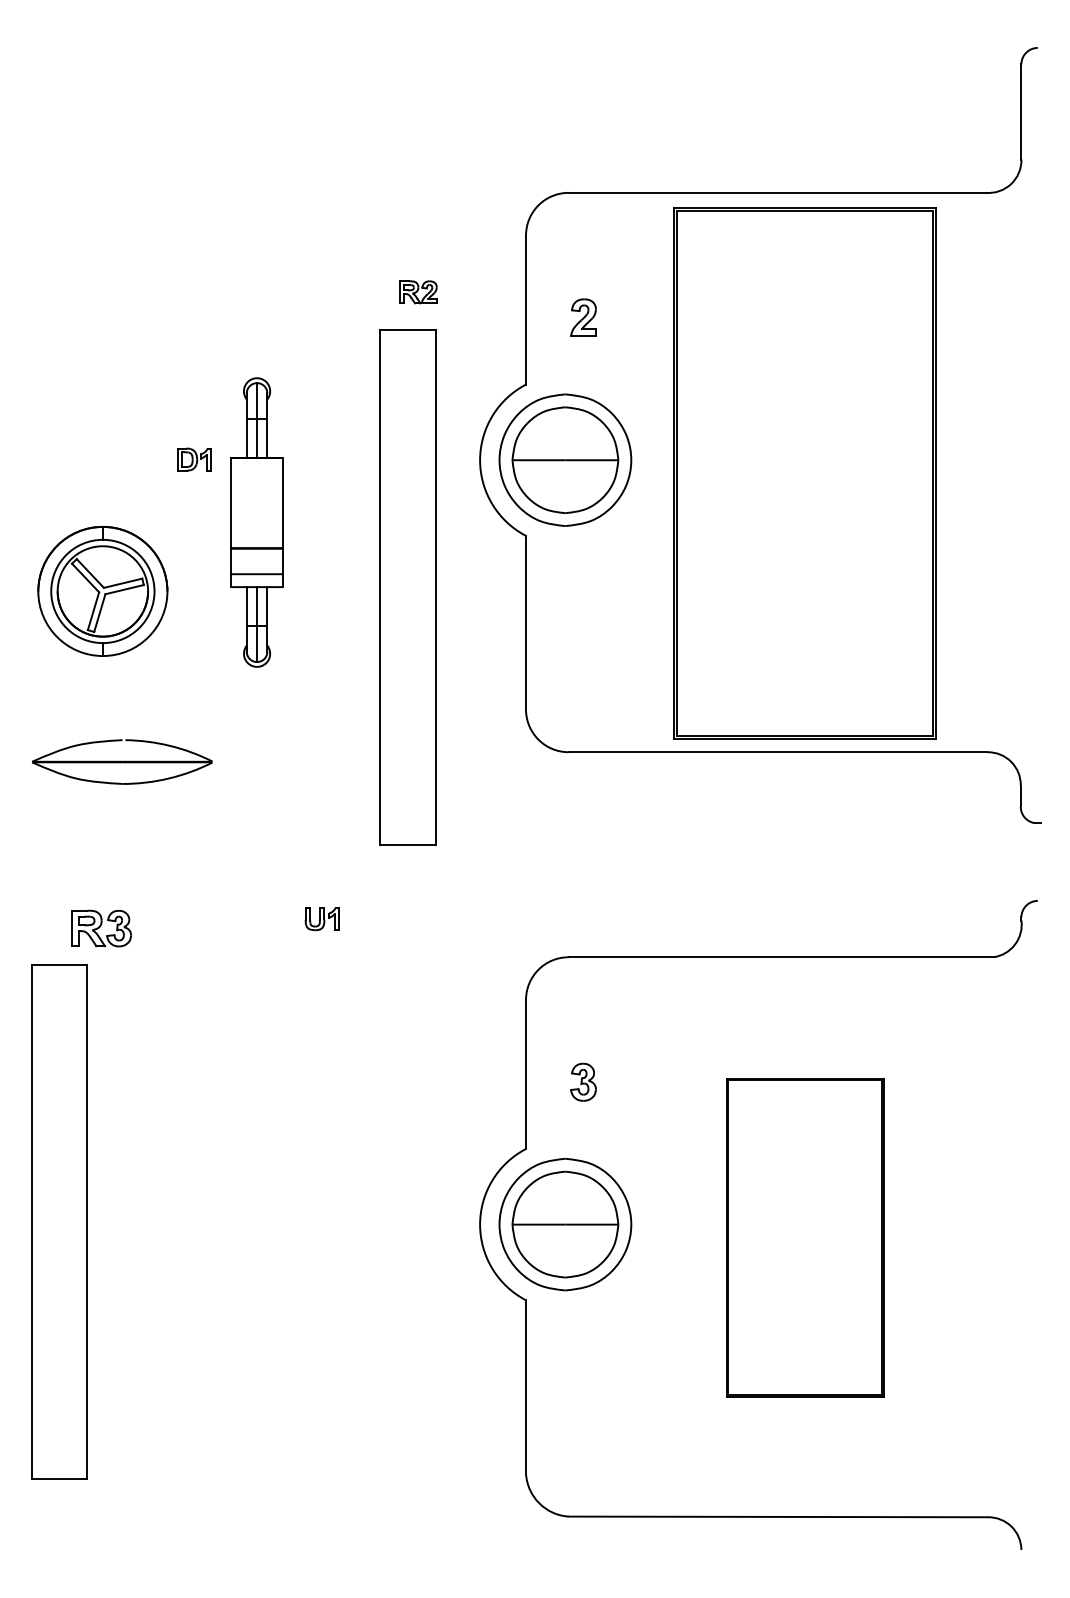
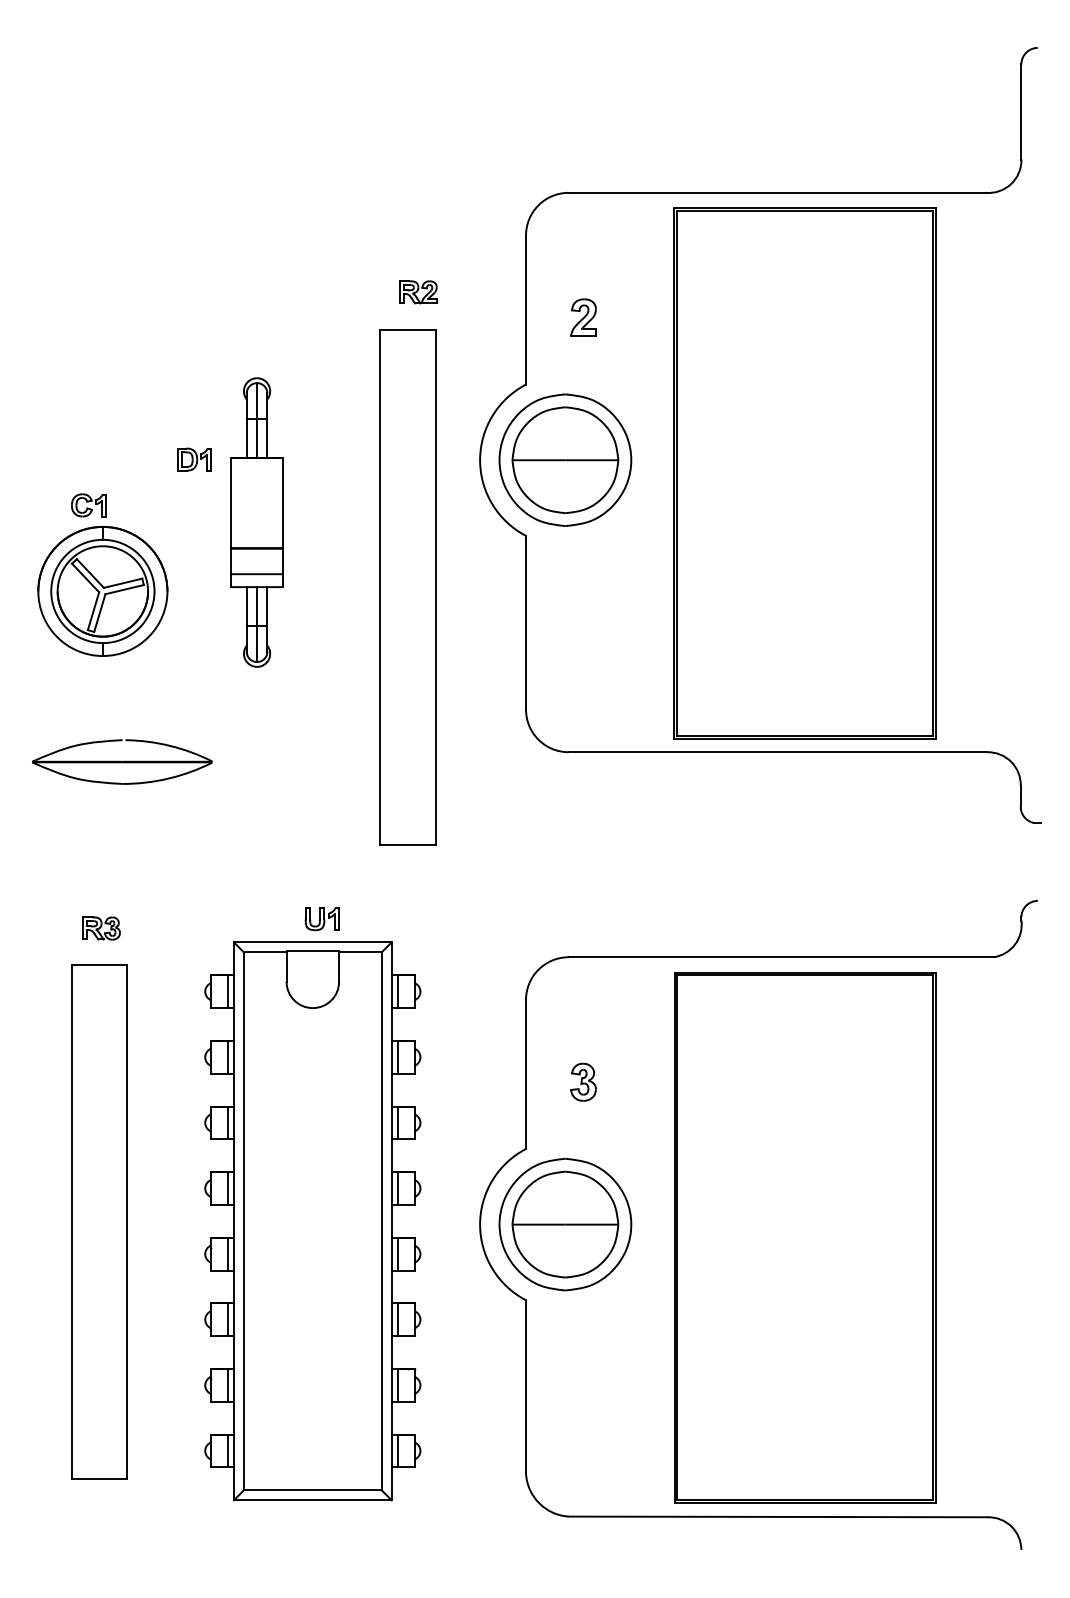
part: none -> present (88, 505)
part size: 61x39 px -> 39x25 px (101, 928)
part position: (59, 1221) -> (99, 1221) (99, 1221)
part: none -> present (312, 1221)
part size: 159x320 px -> 263x532 px (805, 1237)
